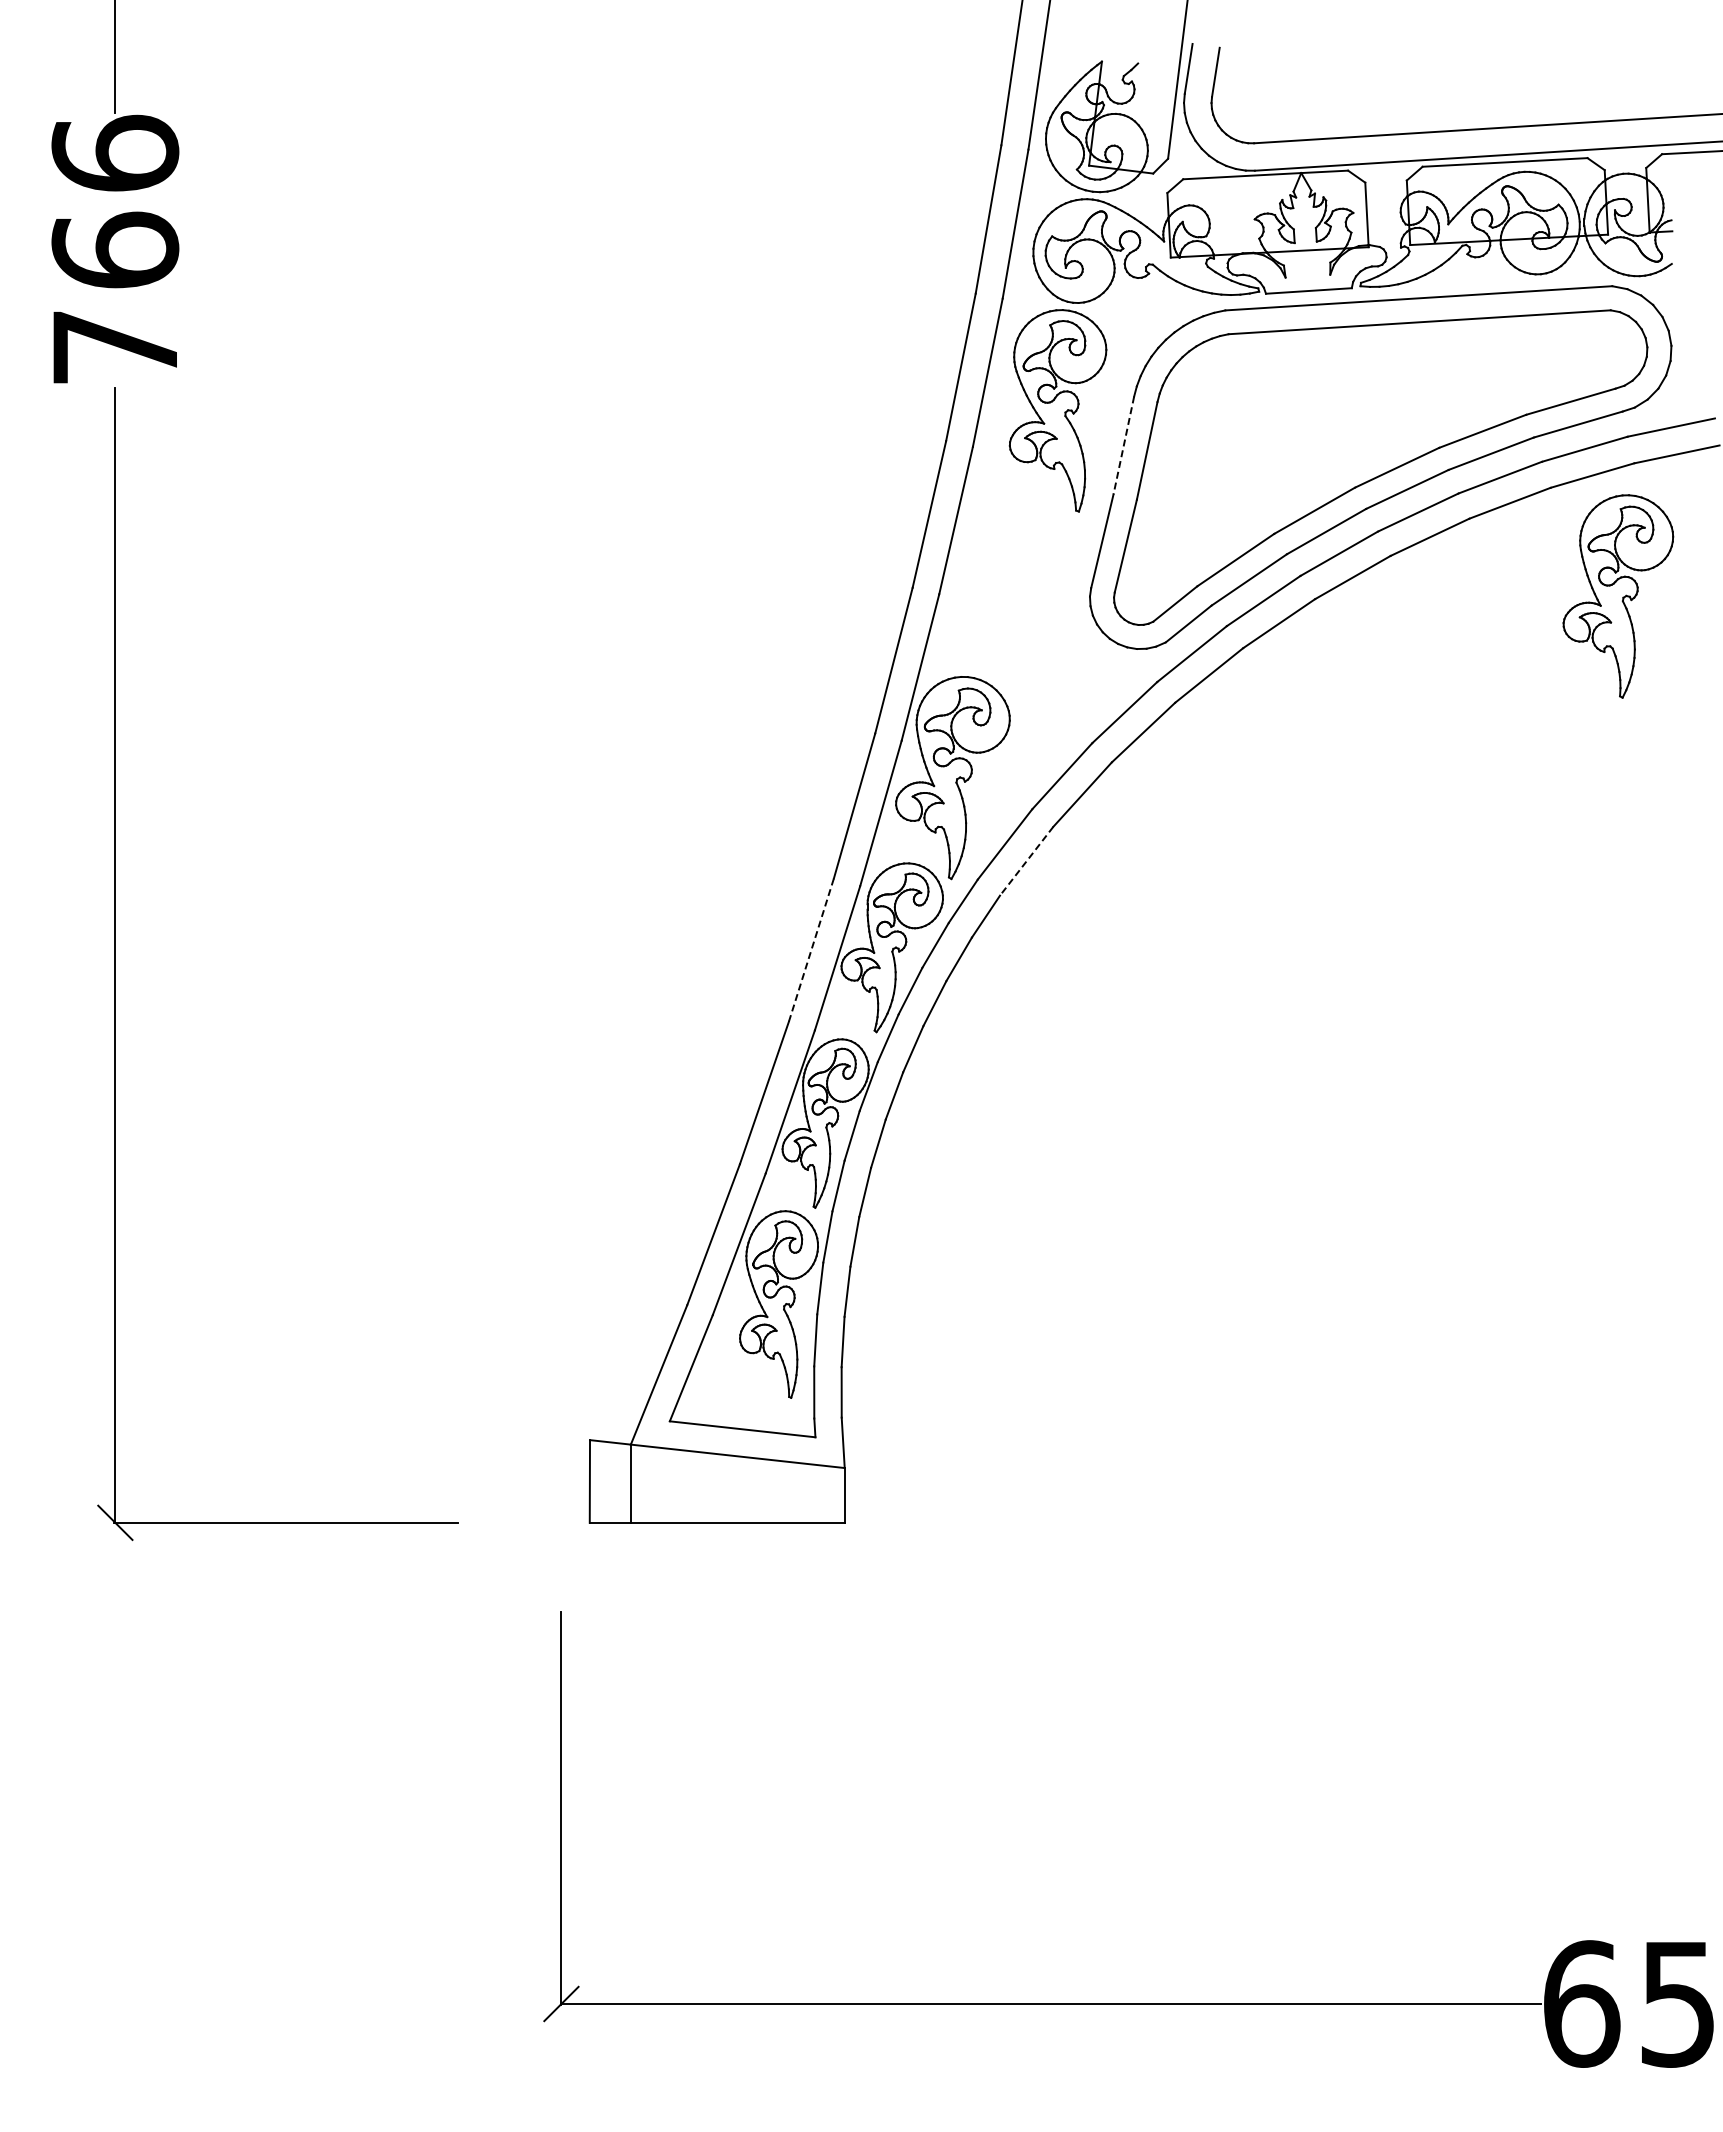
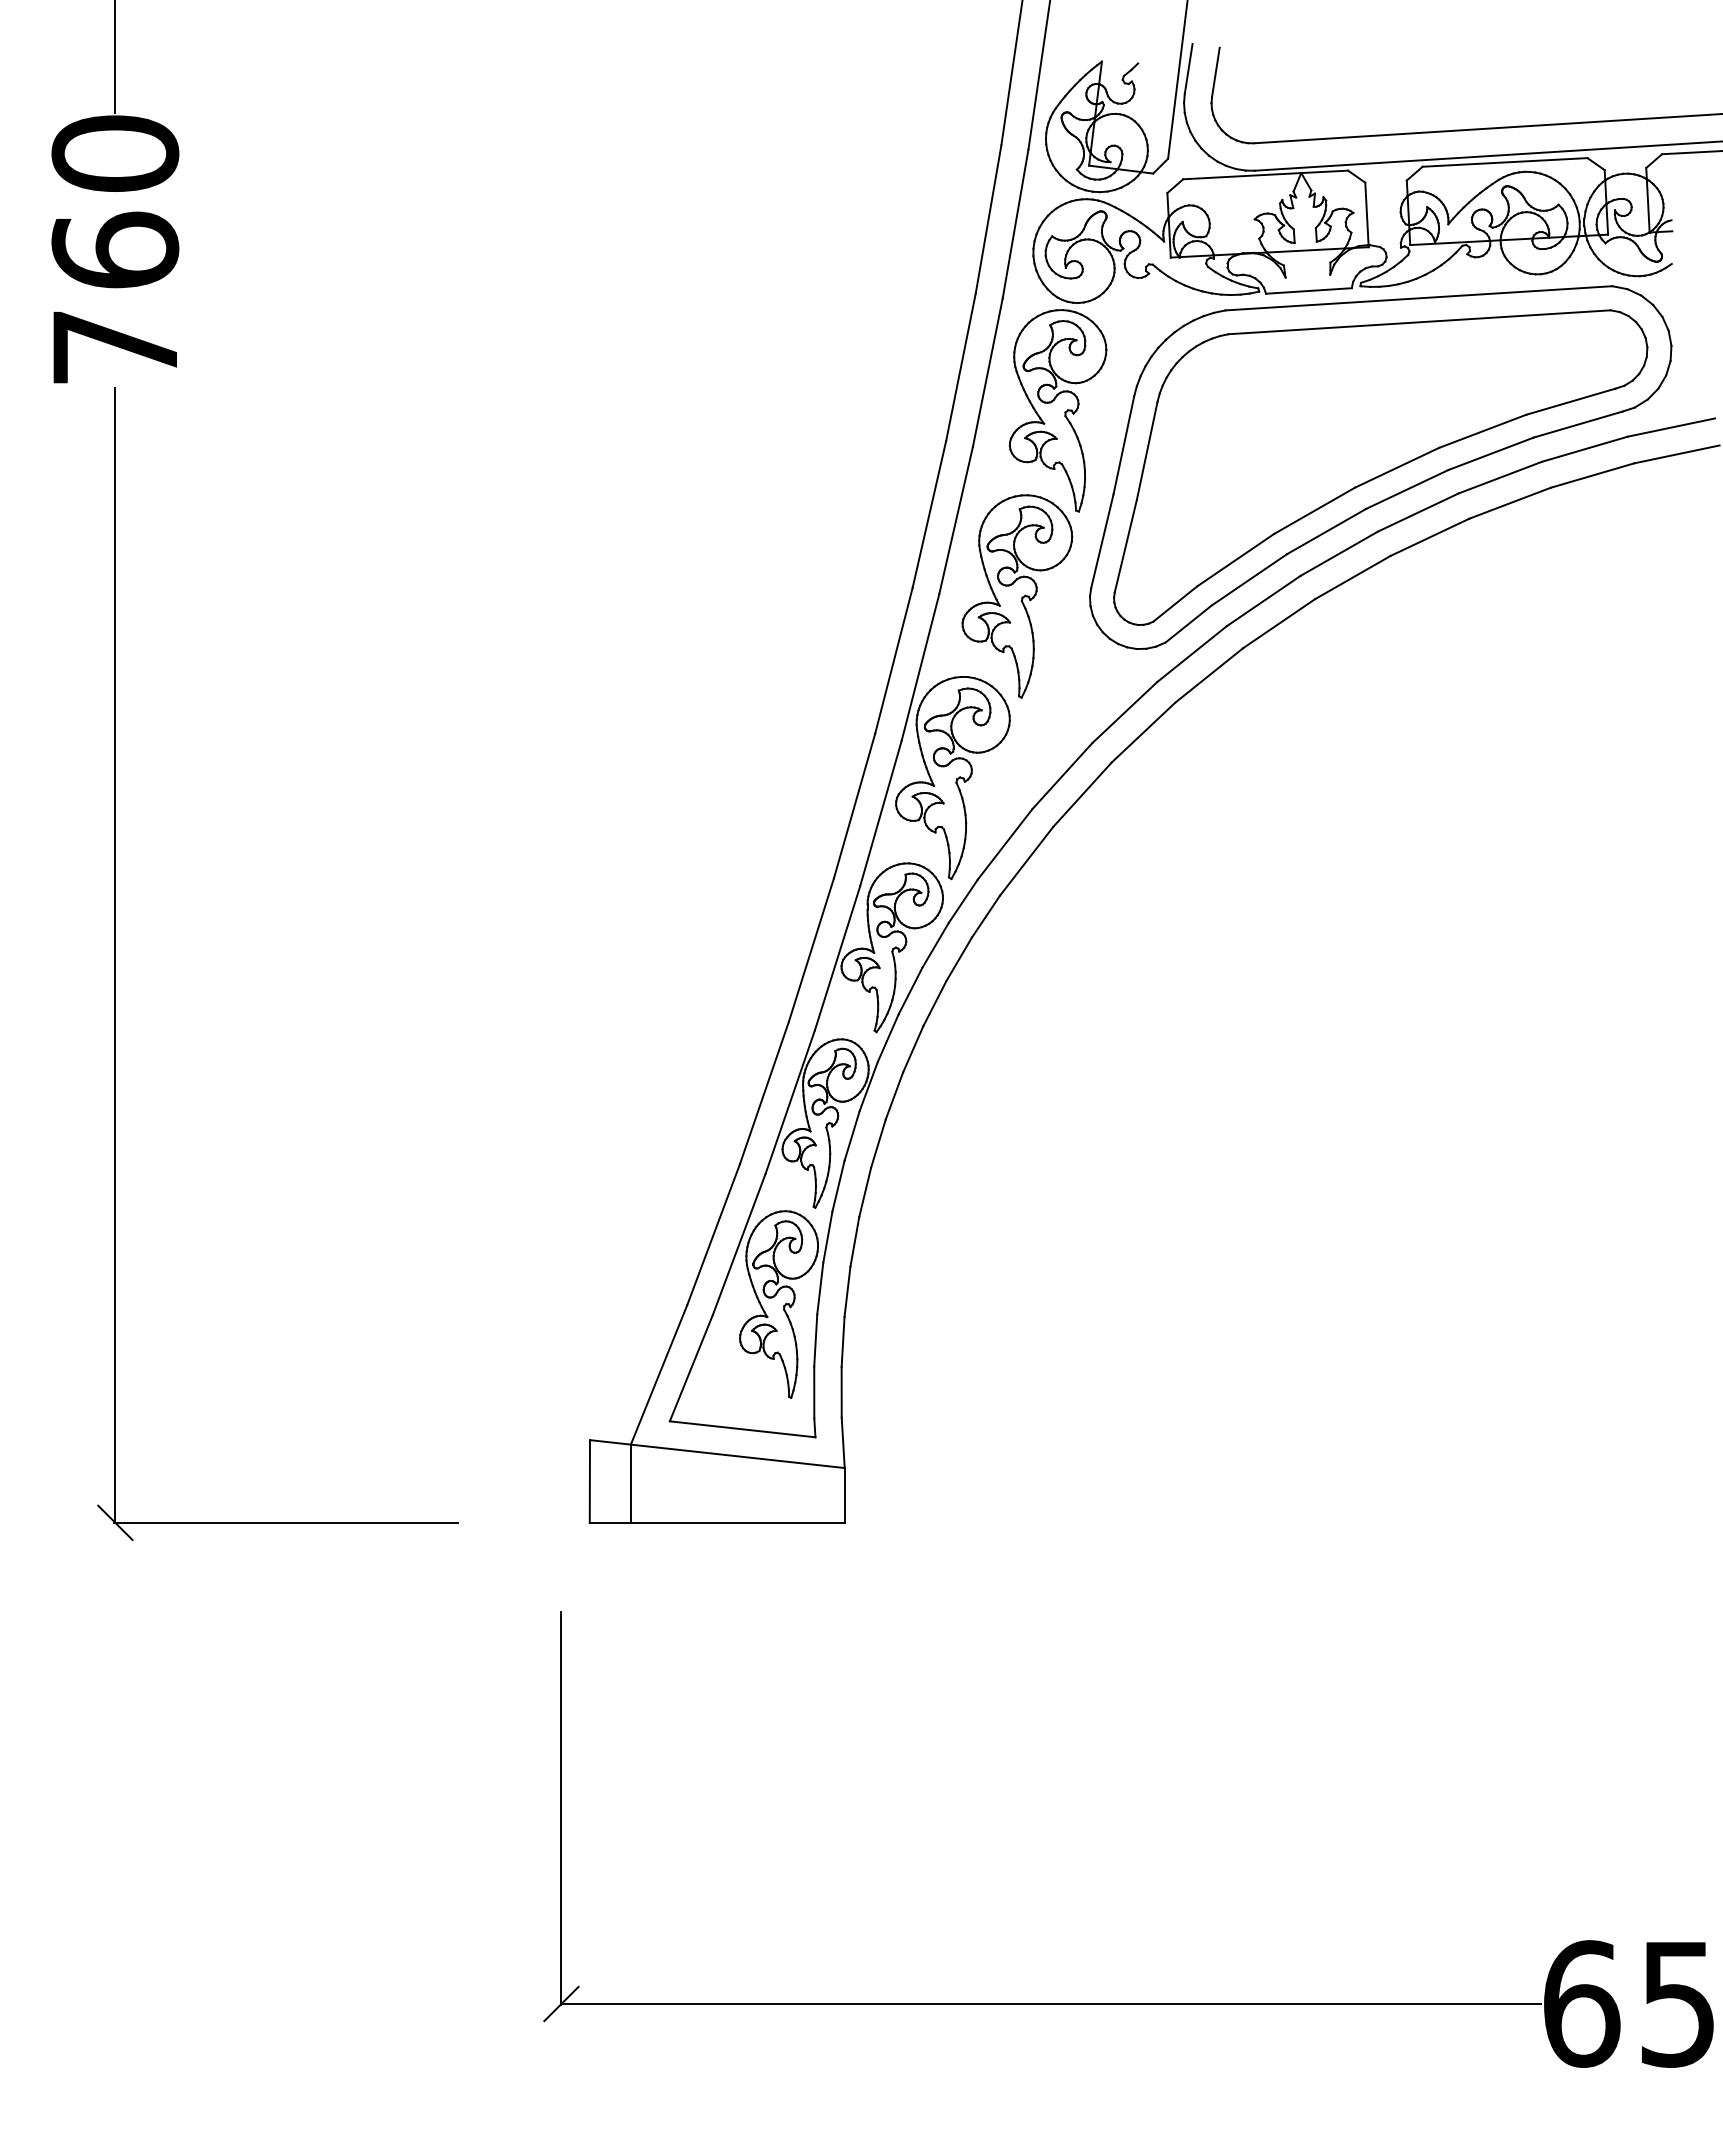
text: 766 -> 760 (115, 152)
line: dashed -> solid (1123, 445)
part position: (1618, 596) -> (1017, 596) (1017, 596)
line: dashed -> solid (1026, 861)
line: dashed -> solid (811, 949)
